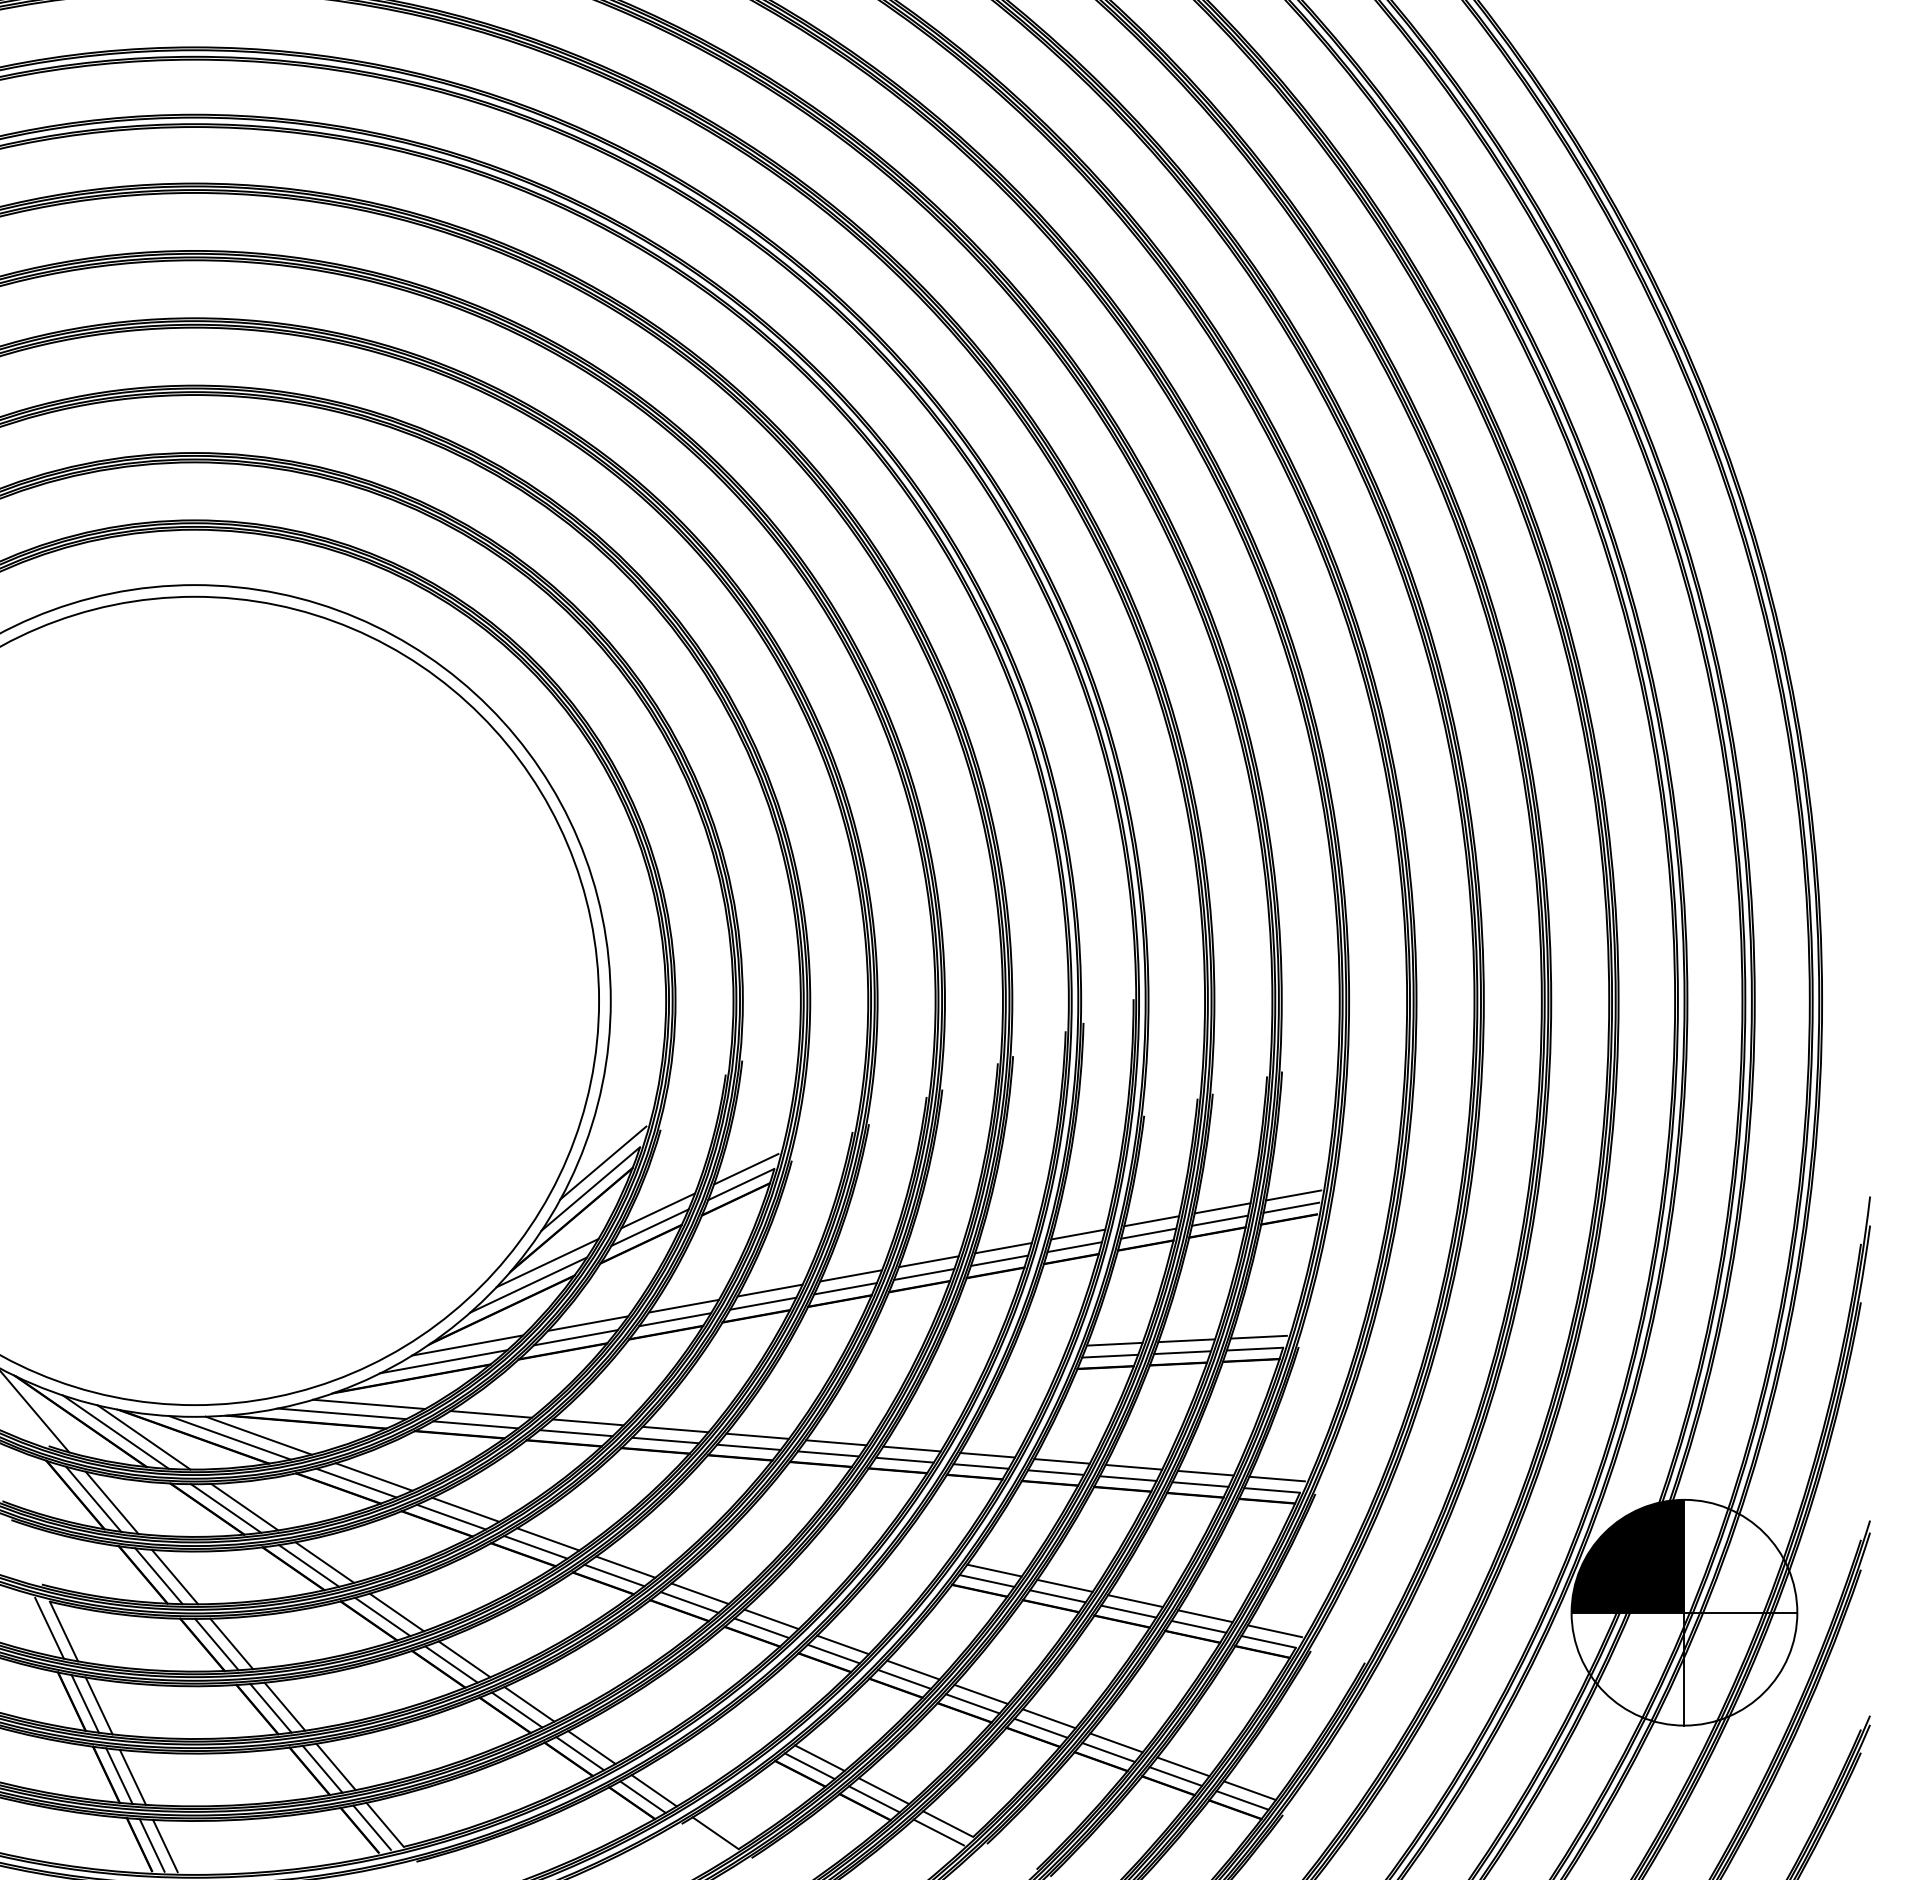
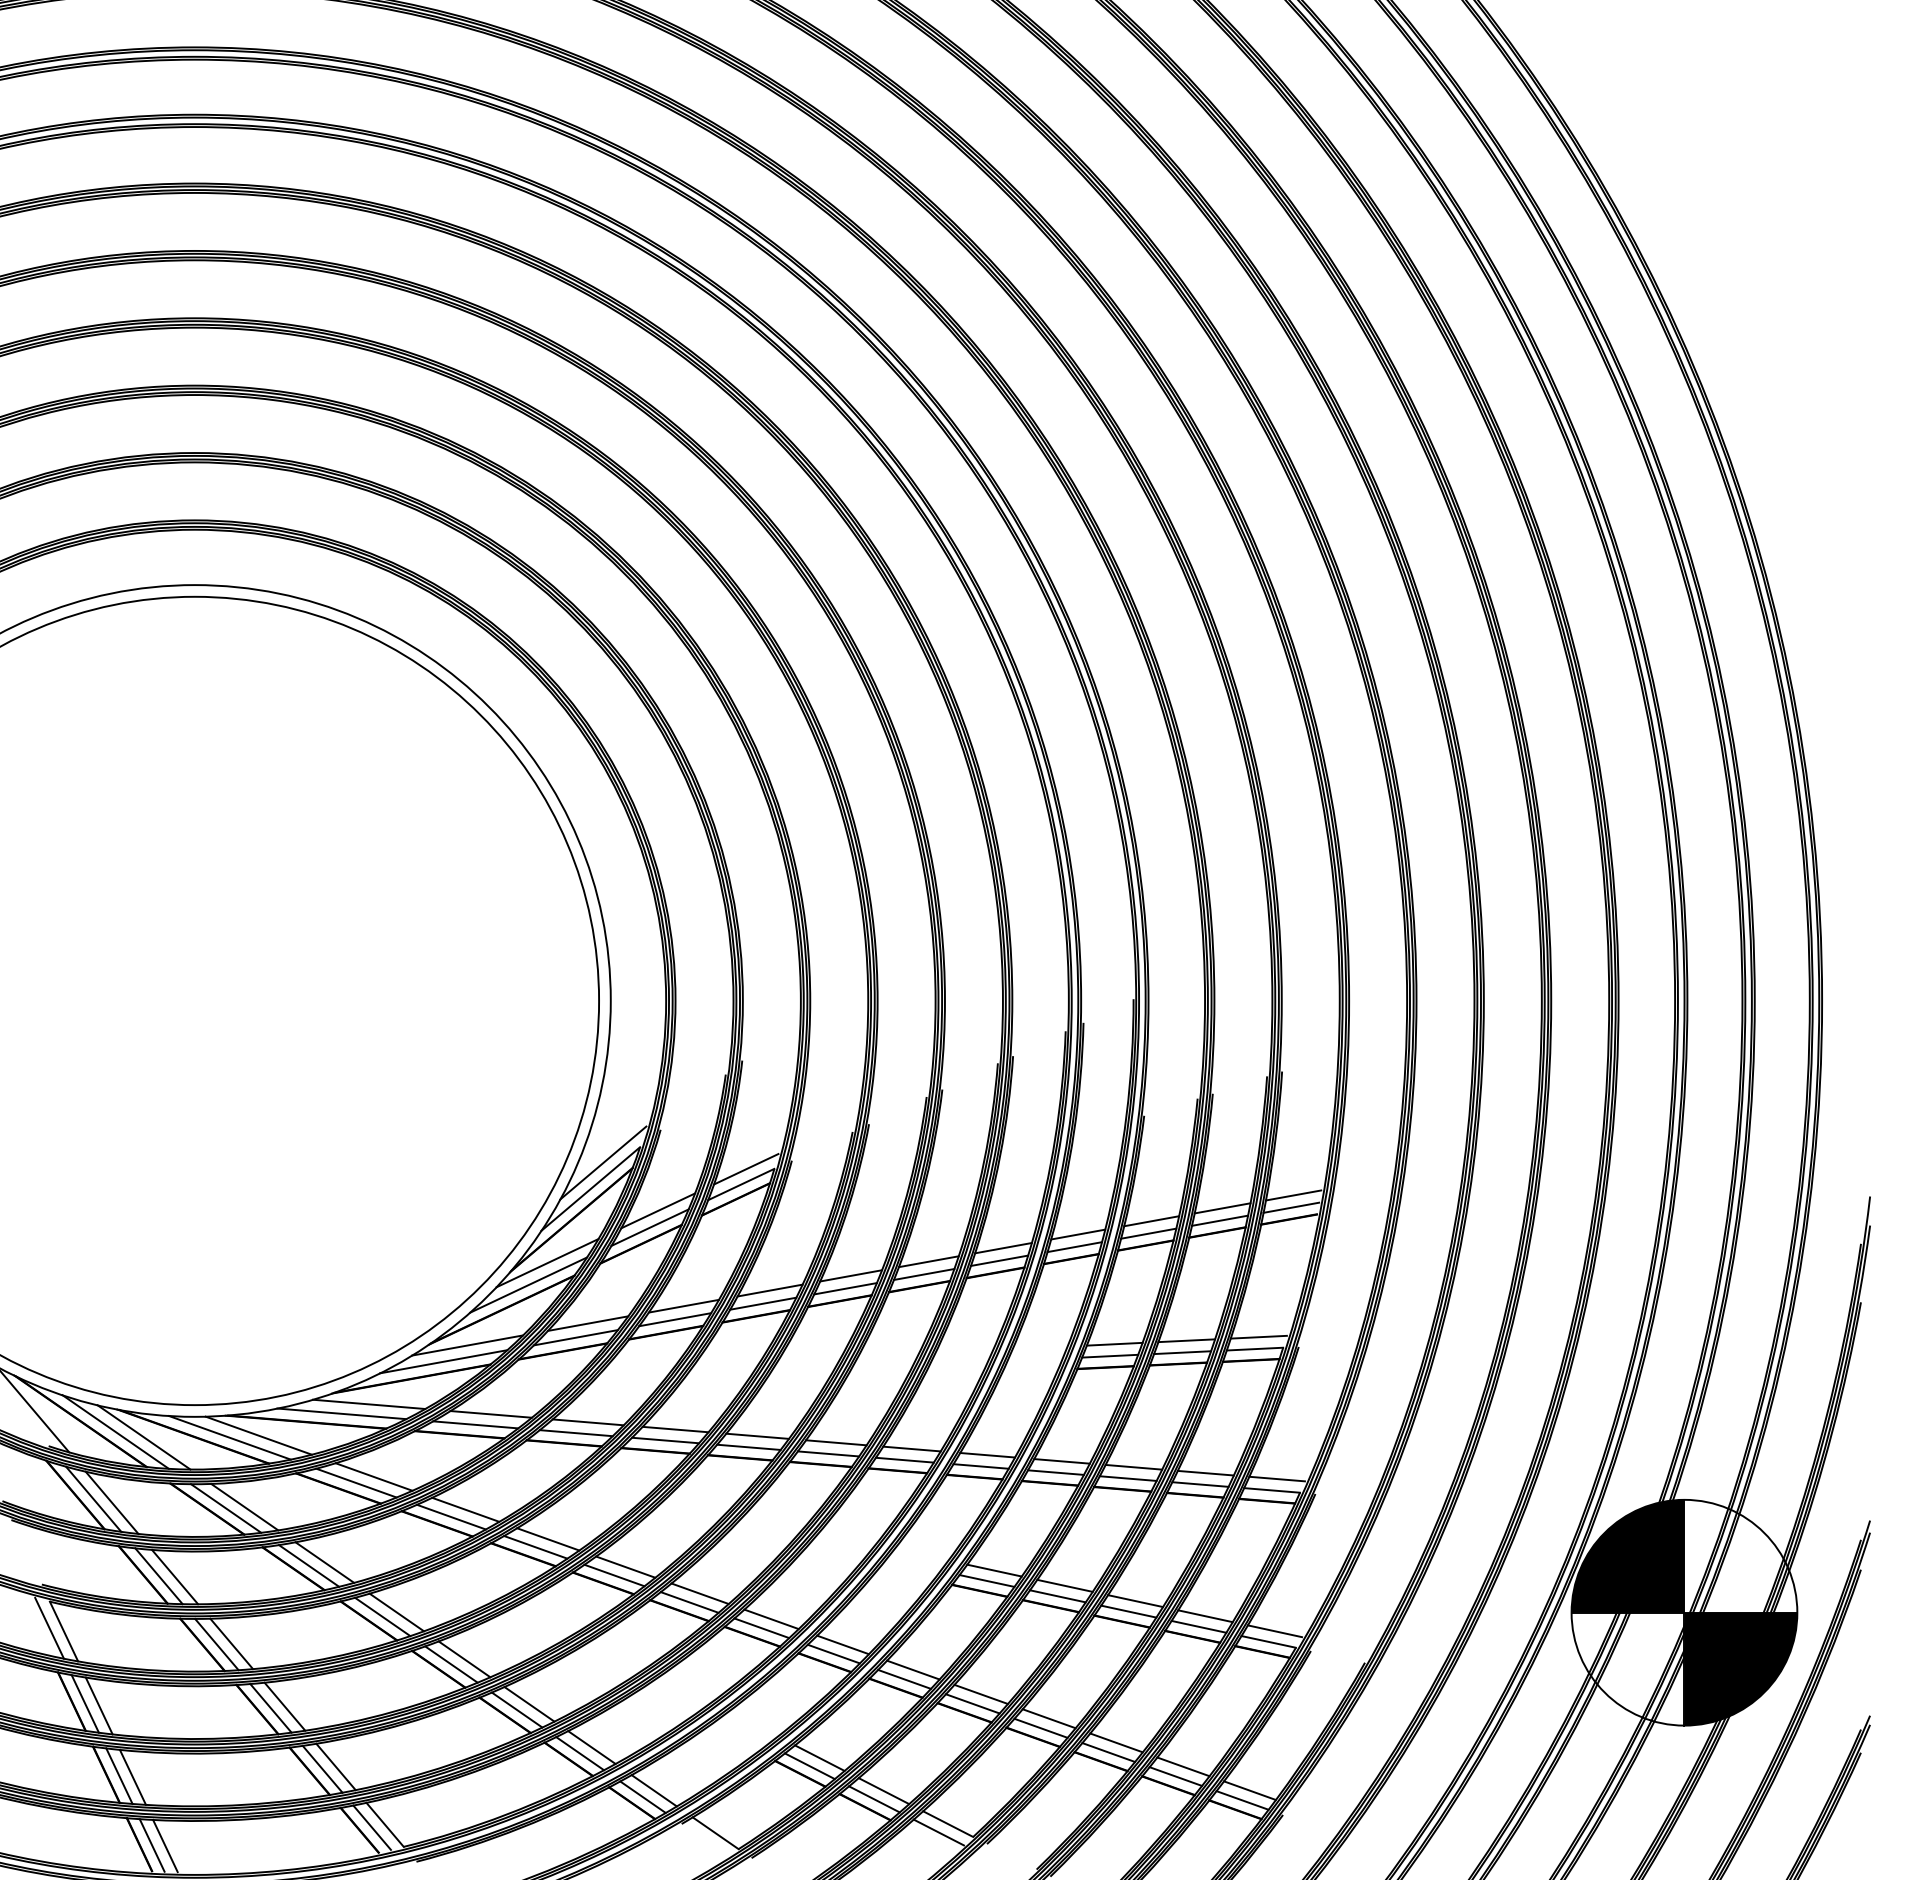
fill: none -> present (1740, 1668)
